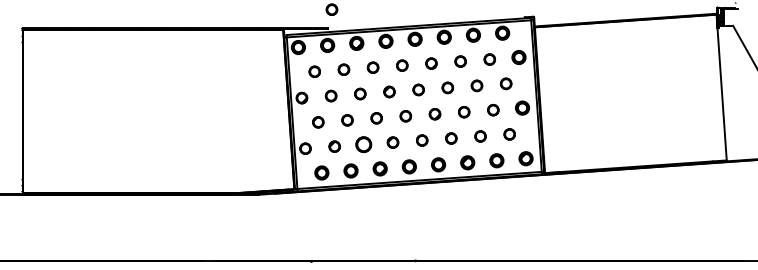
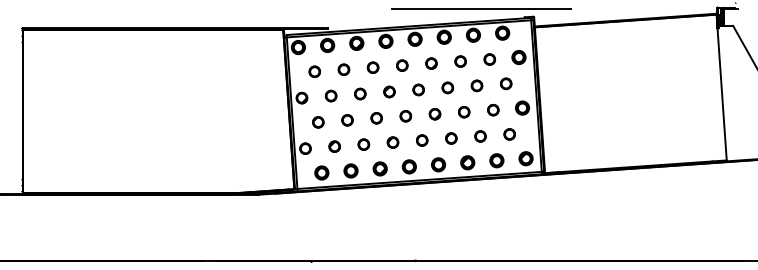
line: none -> present (481, 8)
part: present -> none (331, 9)
part size: 18x18 px -> 14x13 px (363, 144)
